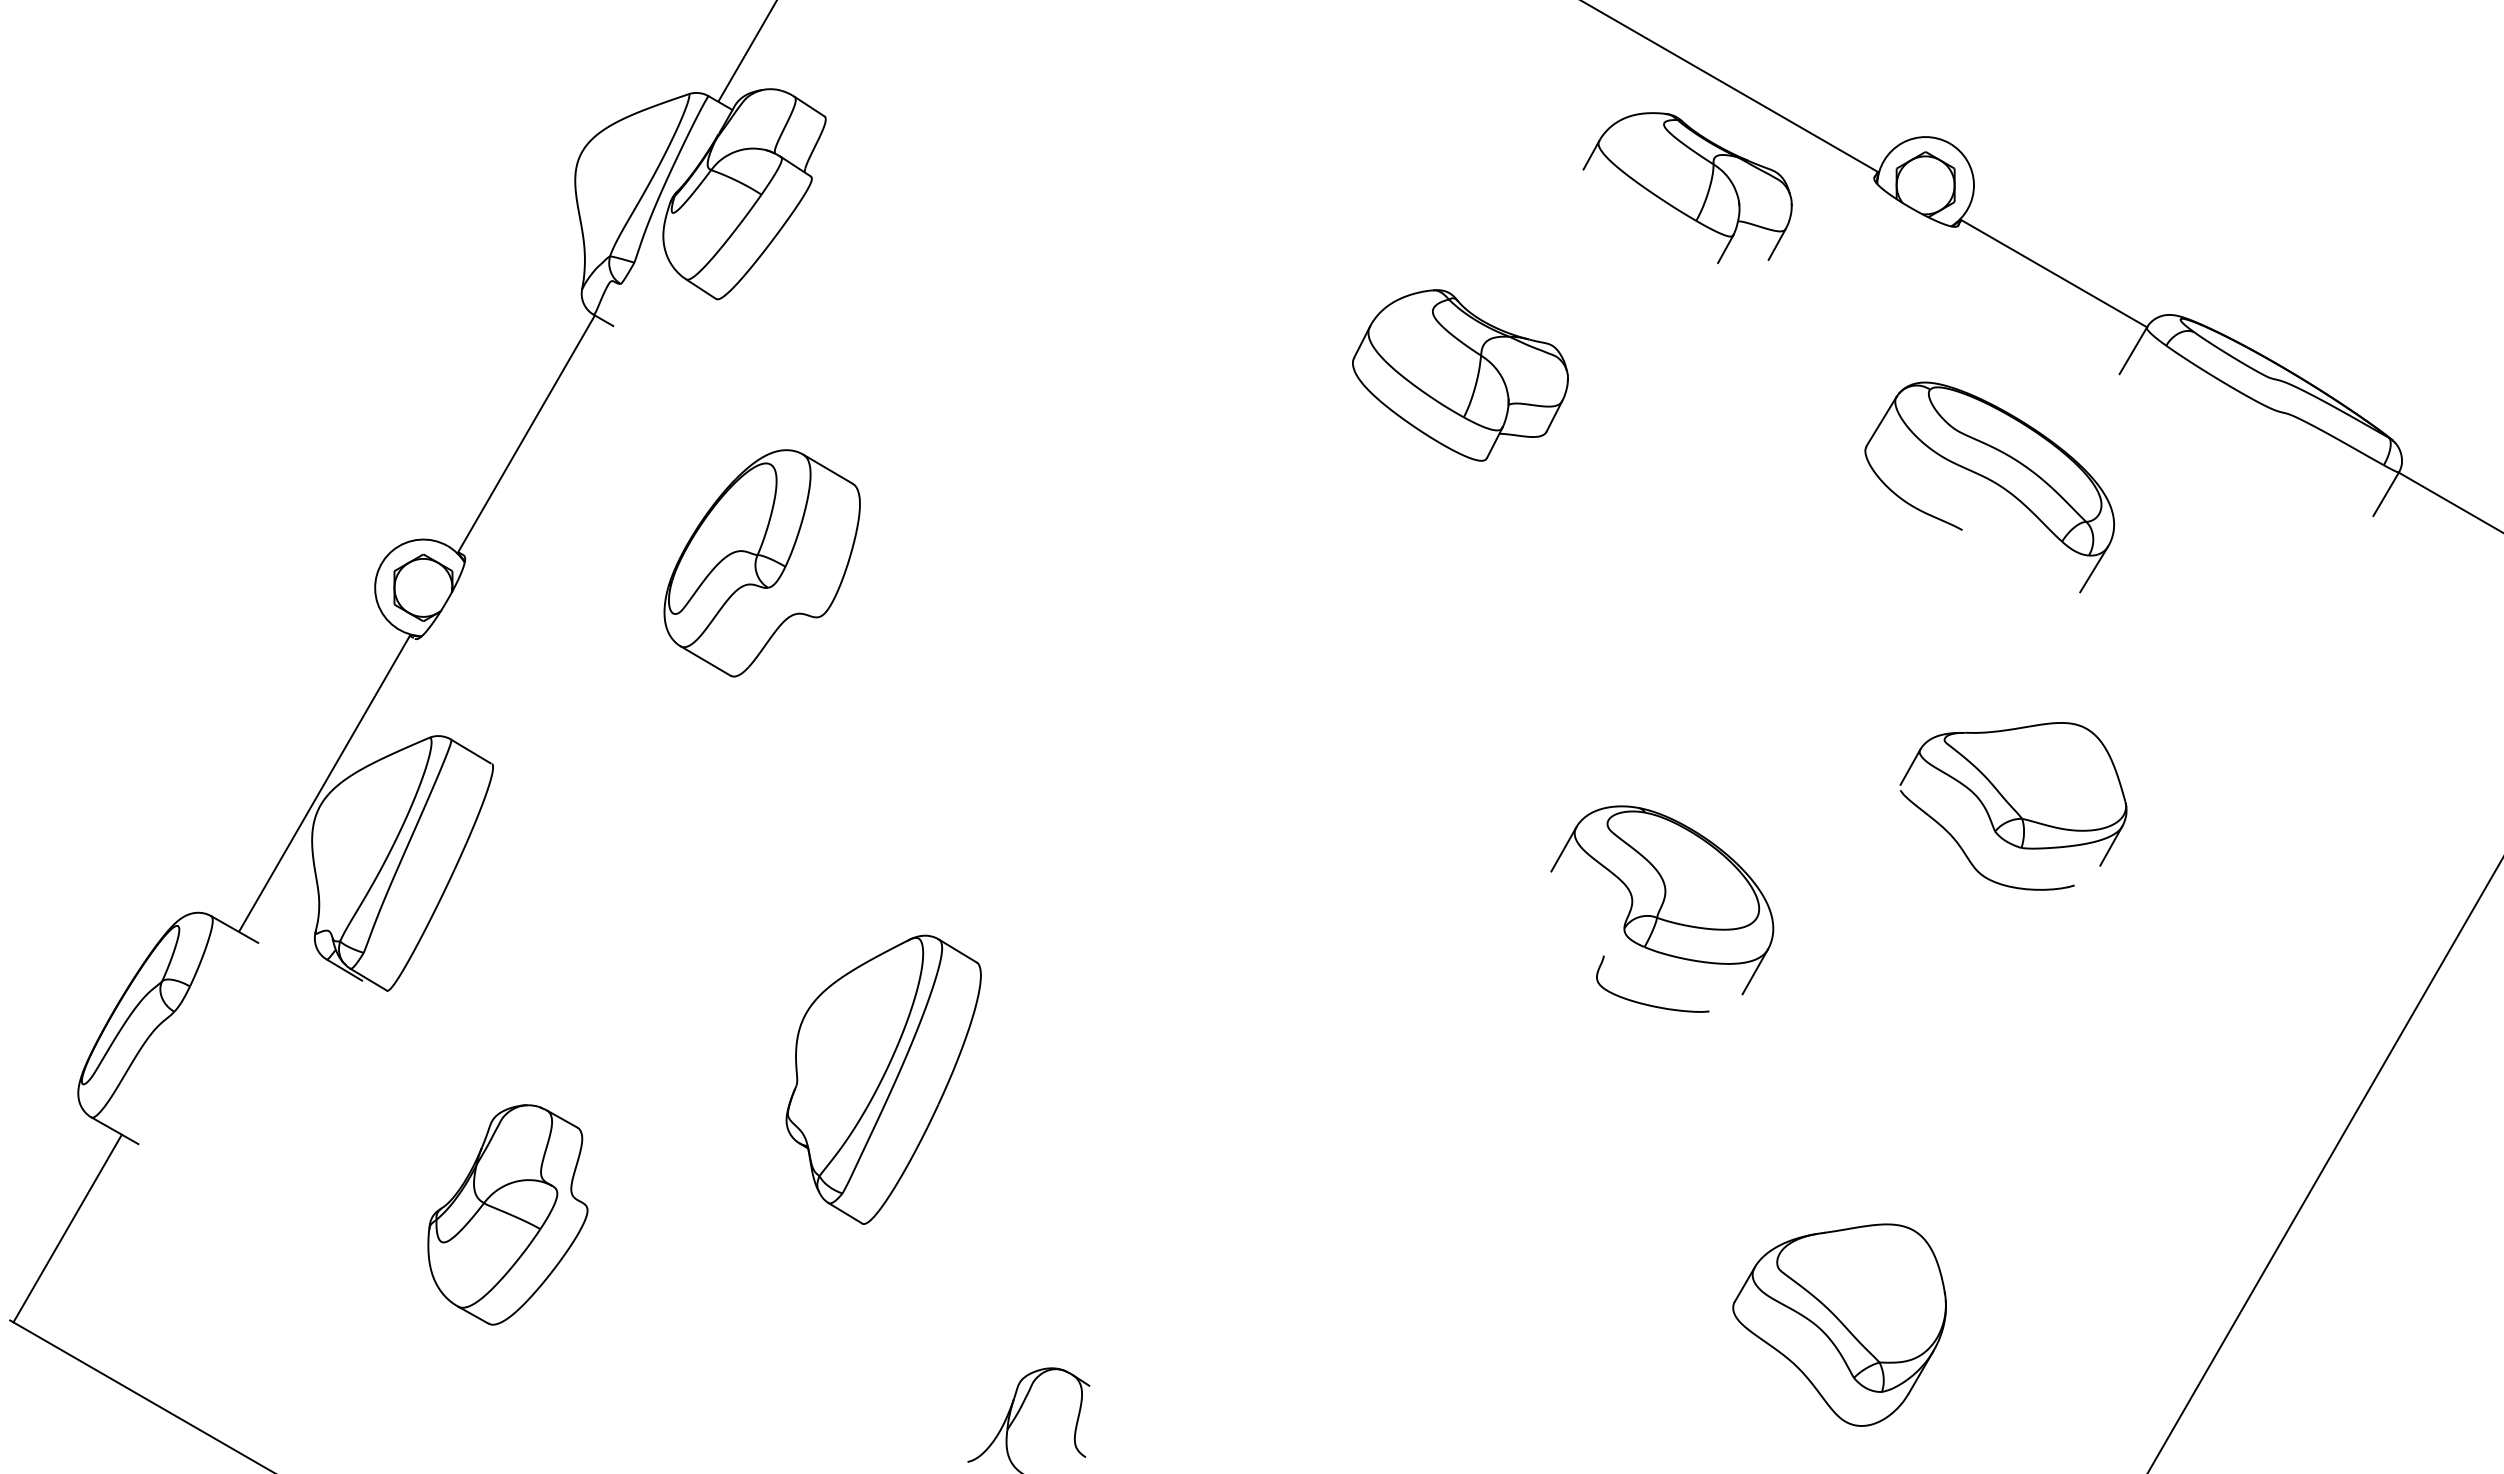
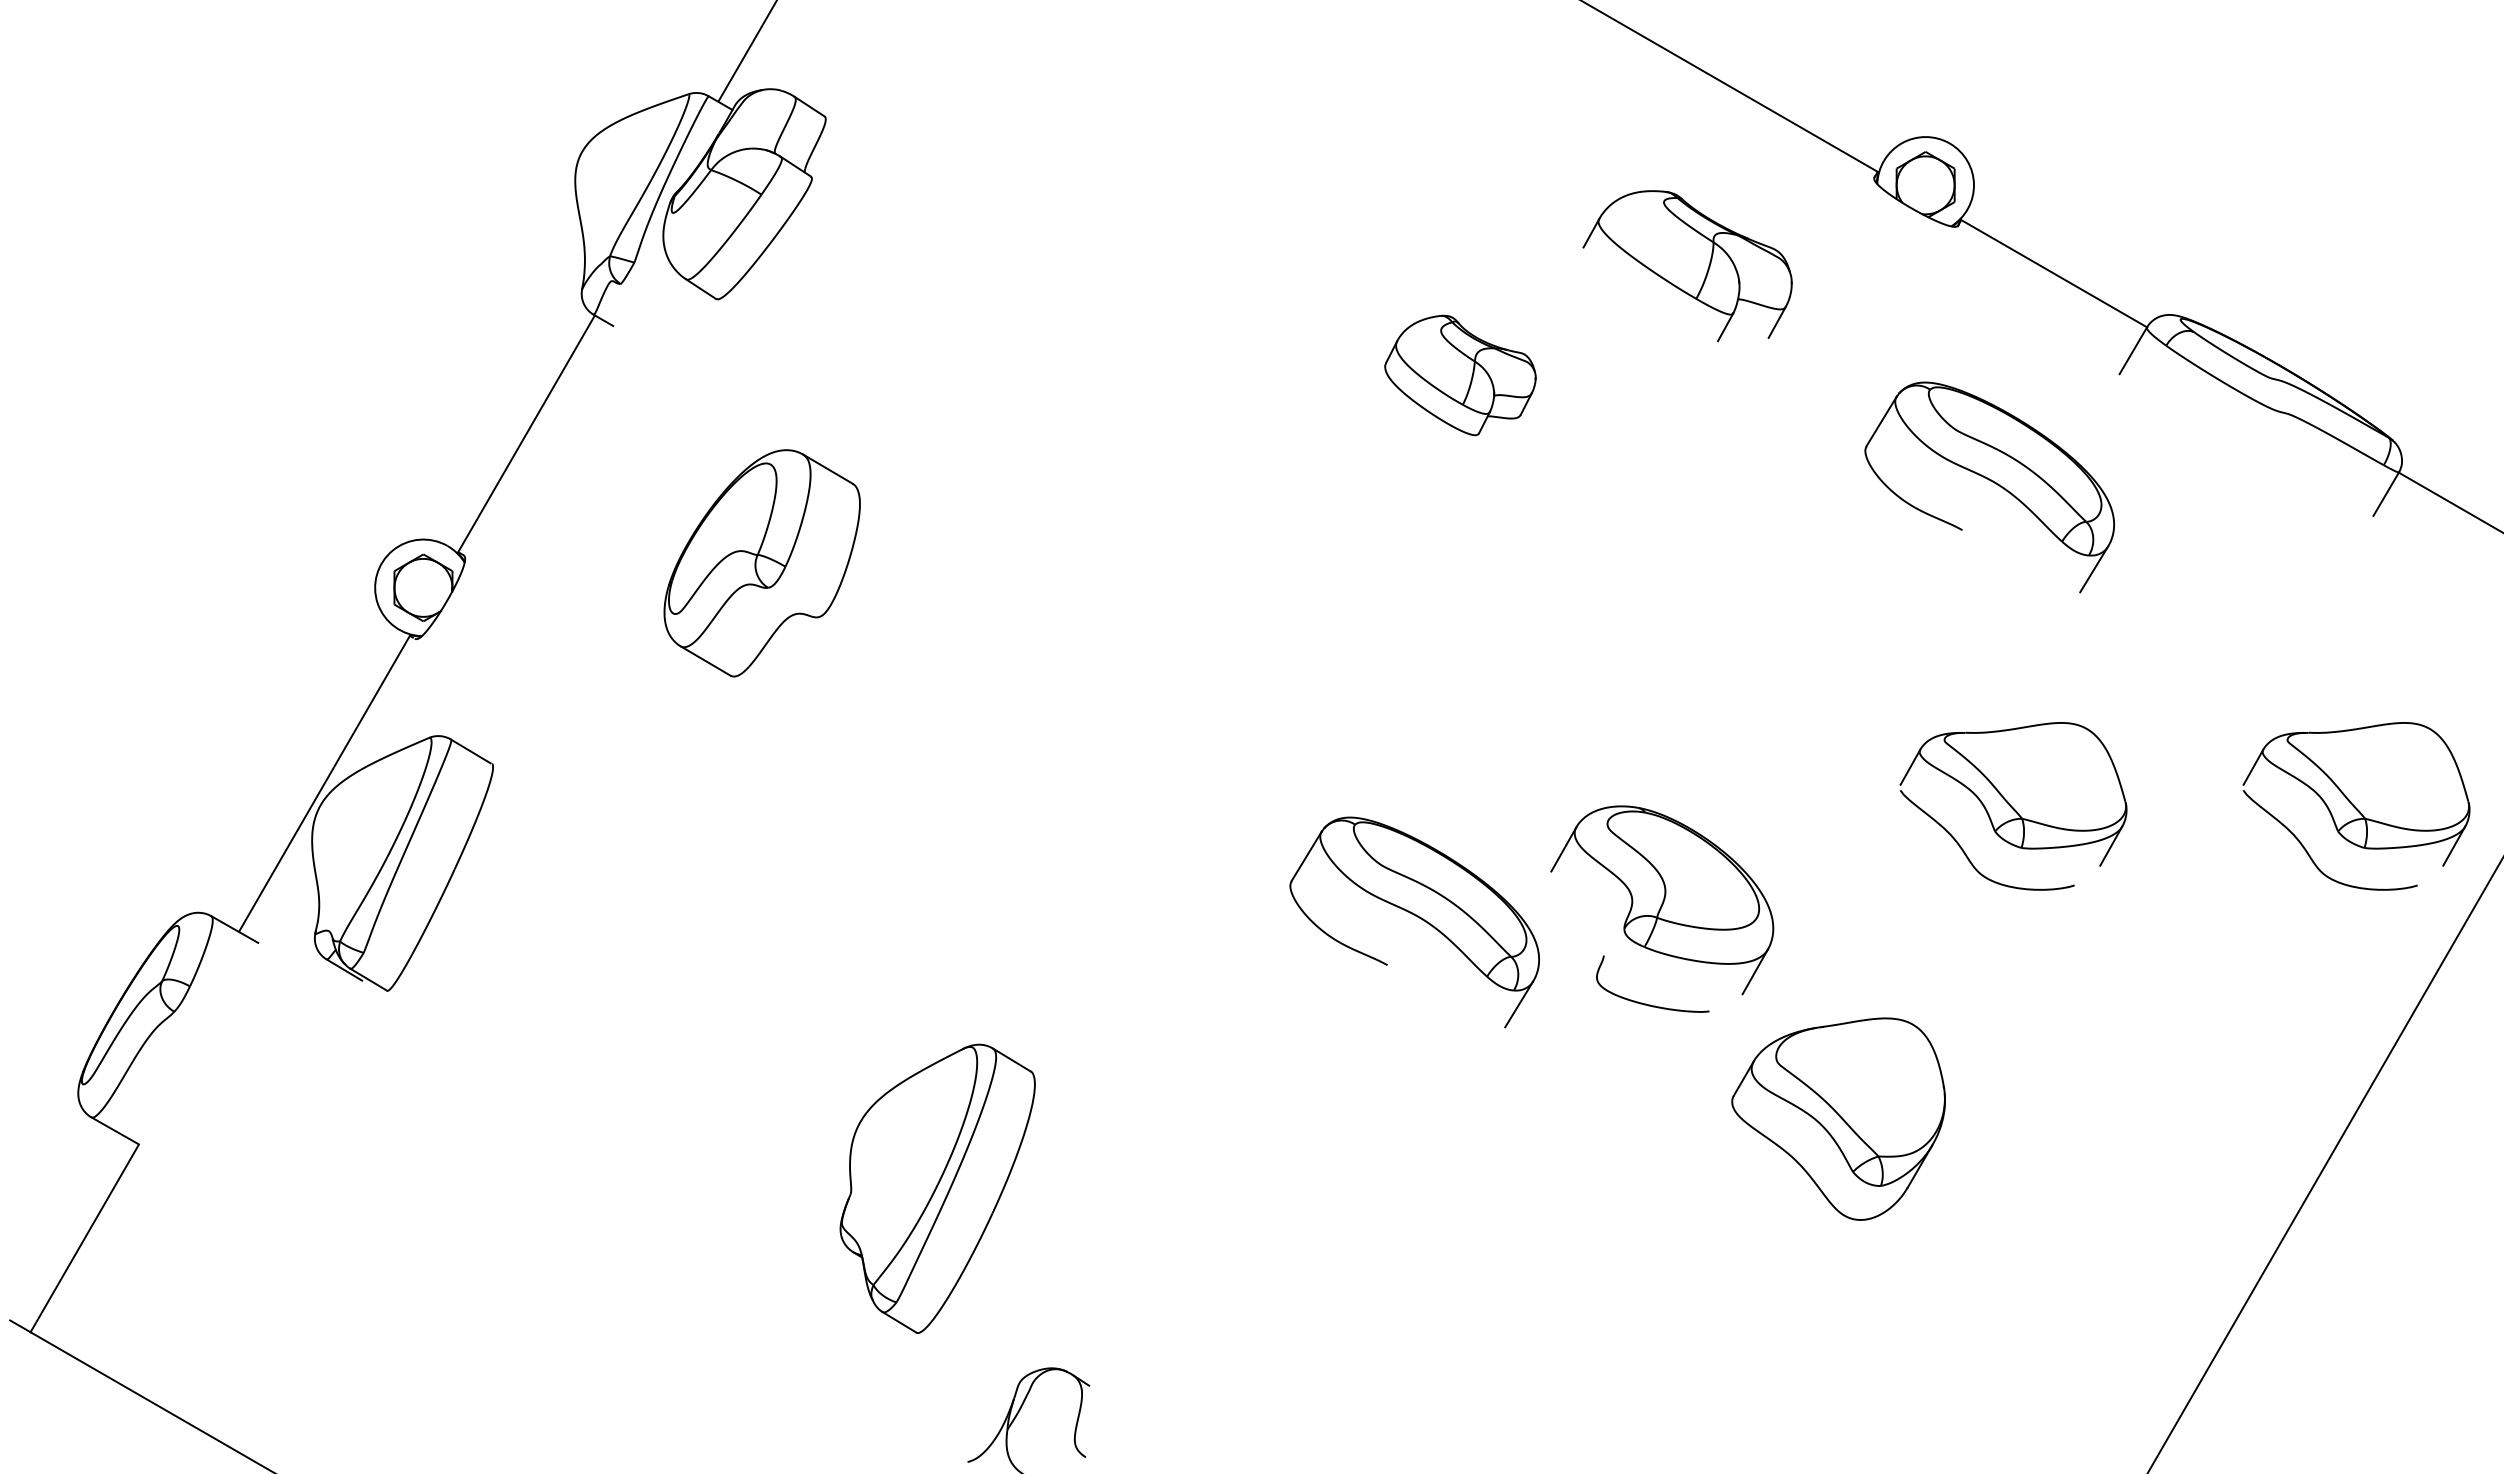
part position: (1687, 188) -> (1687, 266) (1687, 266)
part size: 217x173 px -> 153x123 px (1460, 375)
part: none -> present (2356, 806)
part: none -> present (1414, 922)
part position: (883, 1079) -> (937, 1188) (937, 1188)
part: present -> none (507, 1214)
line position: (67, 1228) -> (84, 1238) (84, 1238)
part position: (1839, 1324) -> (1838, 1118) (1838, 1118)
